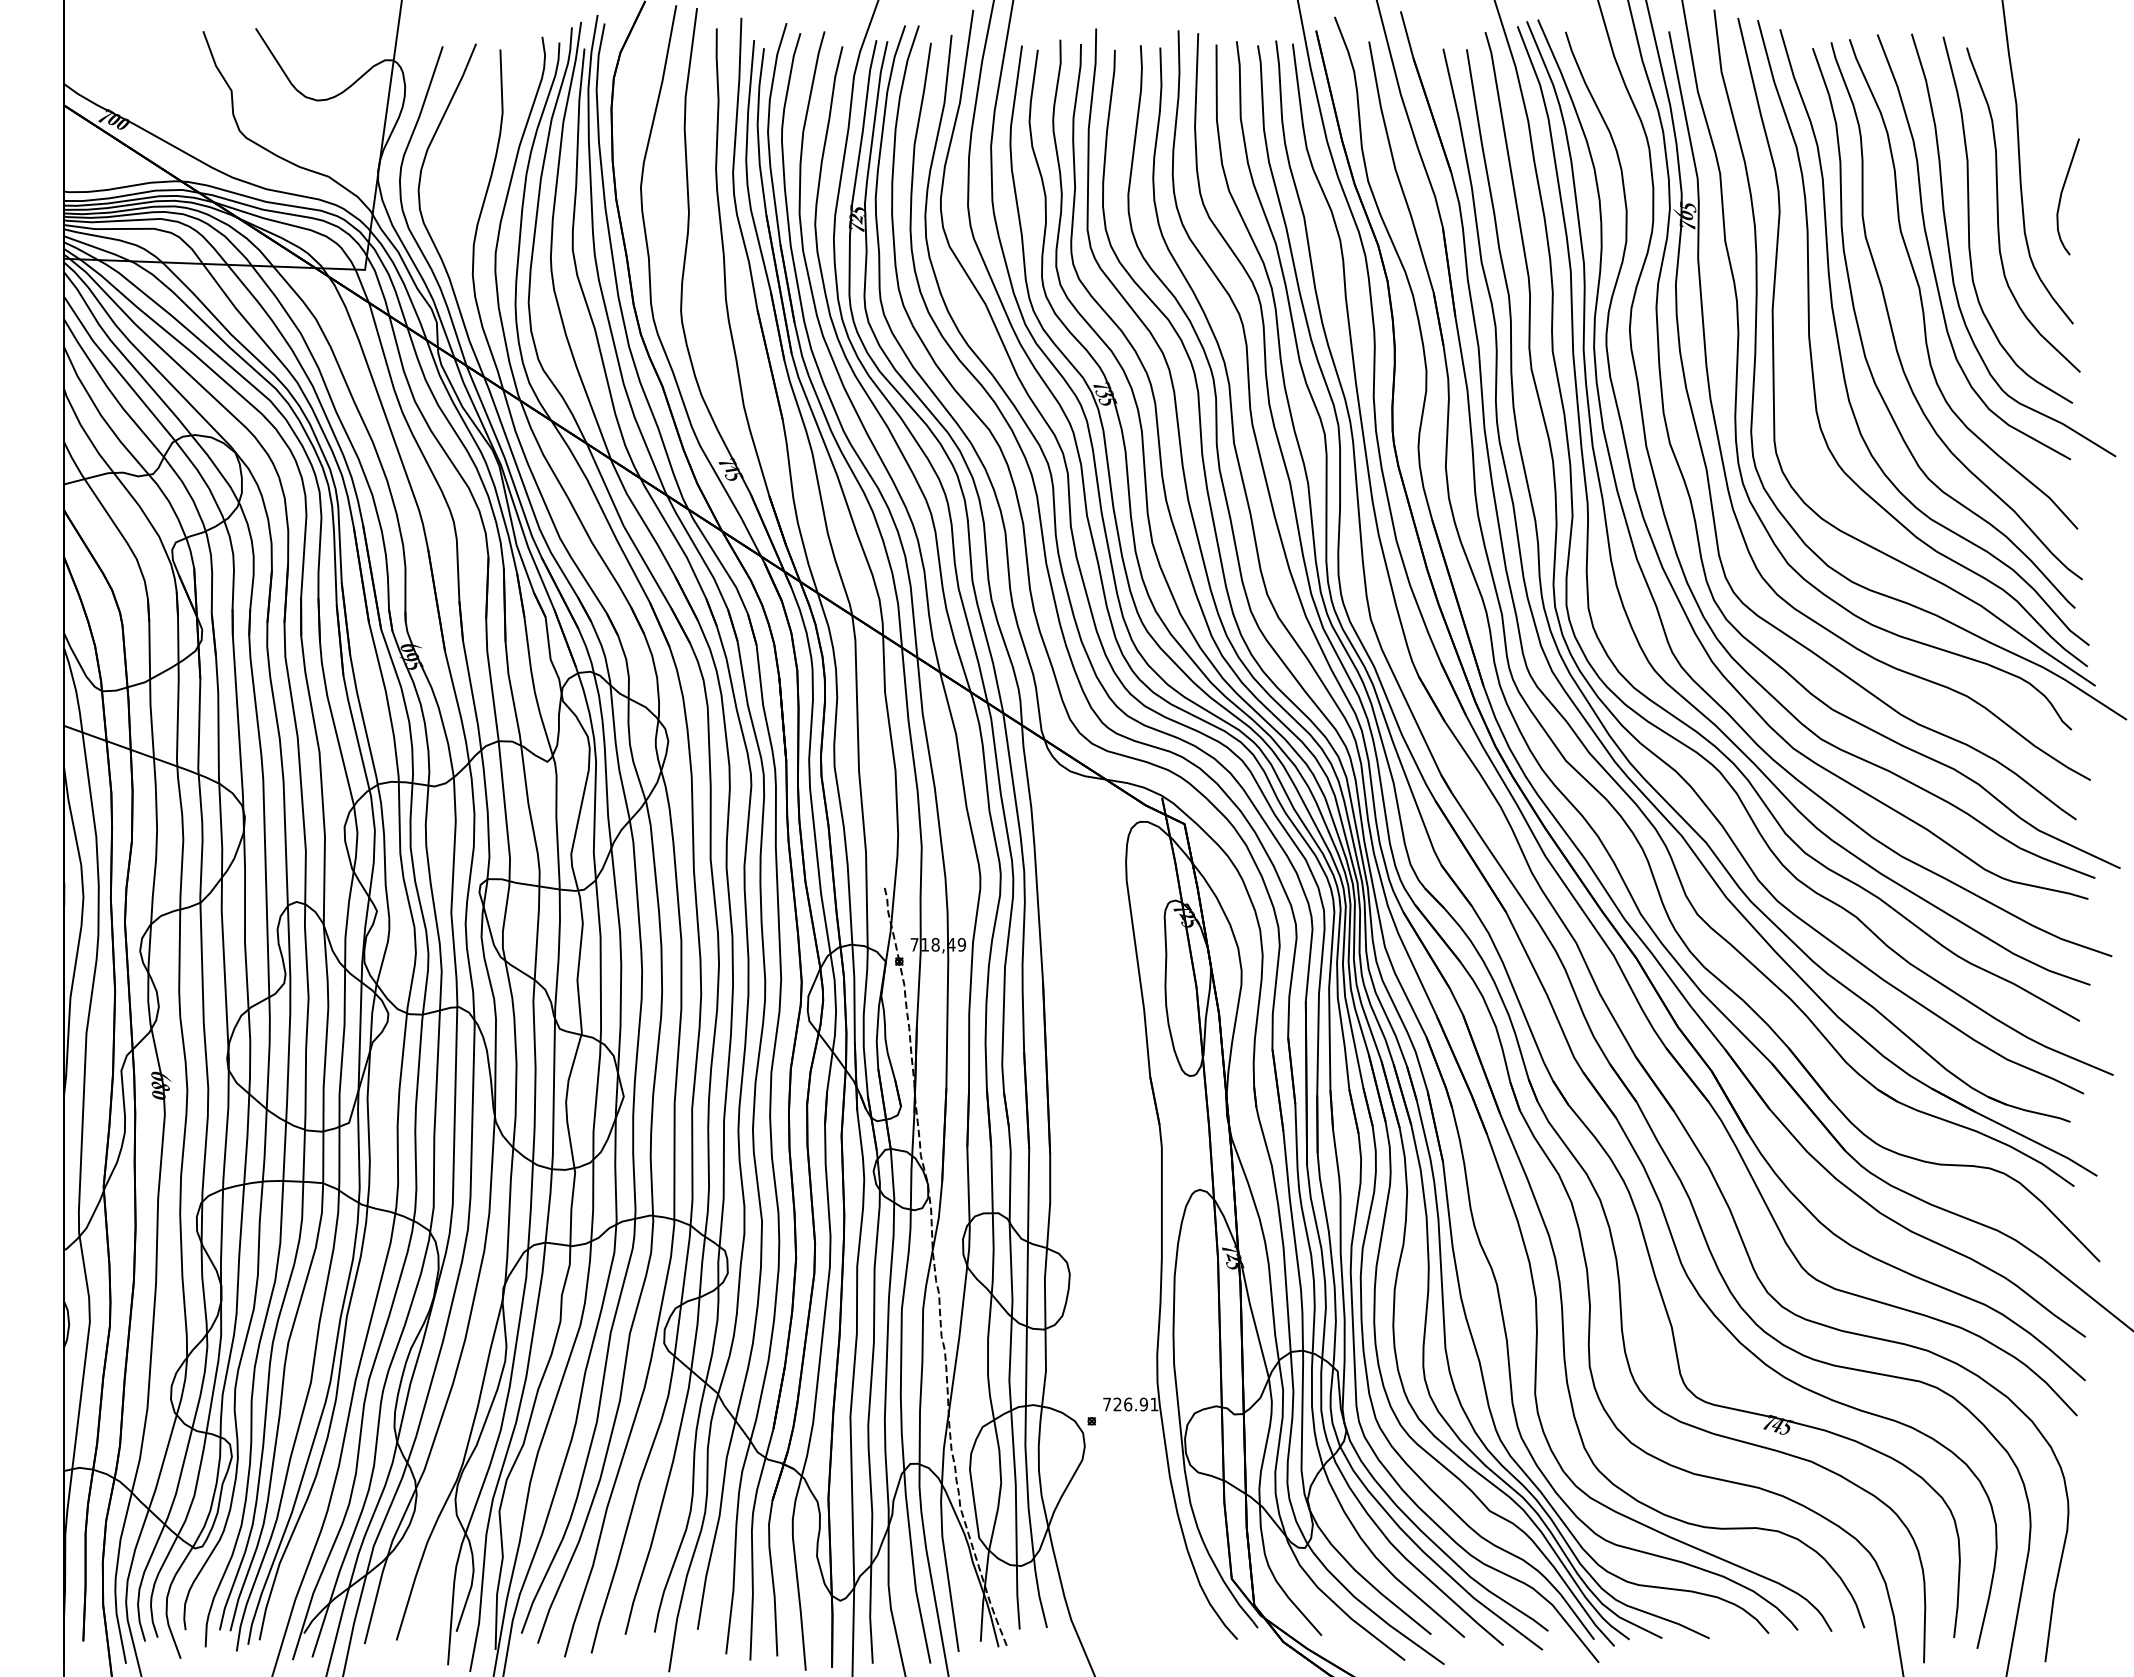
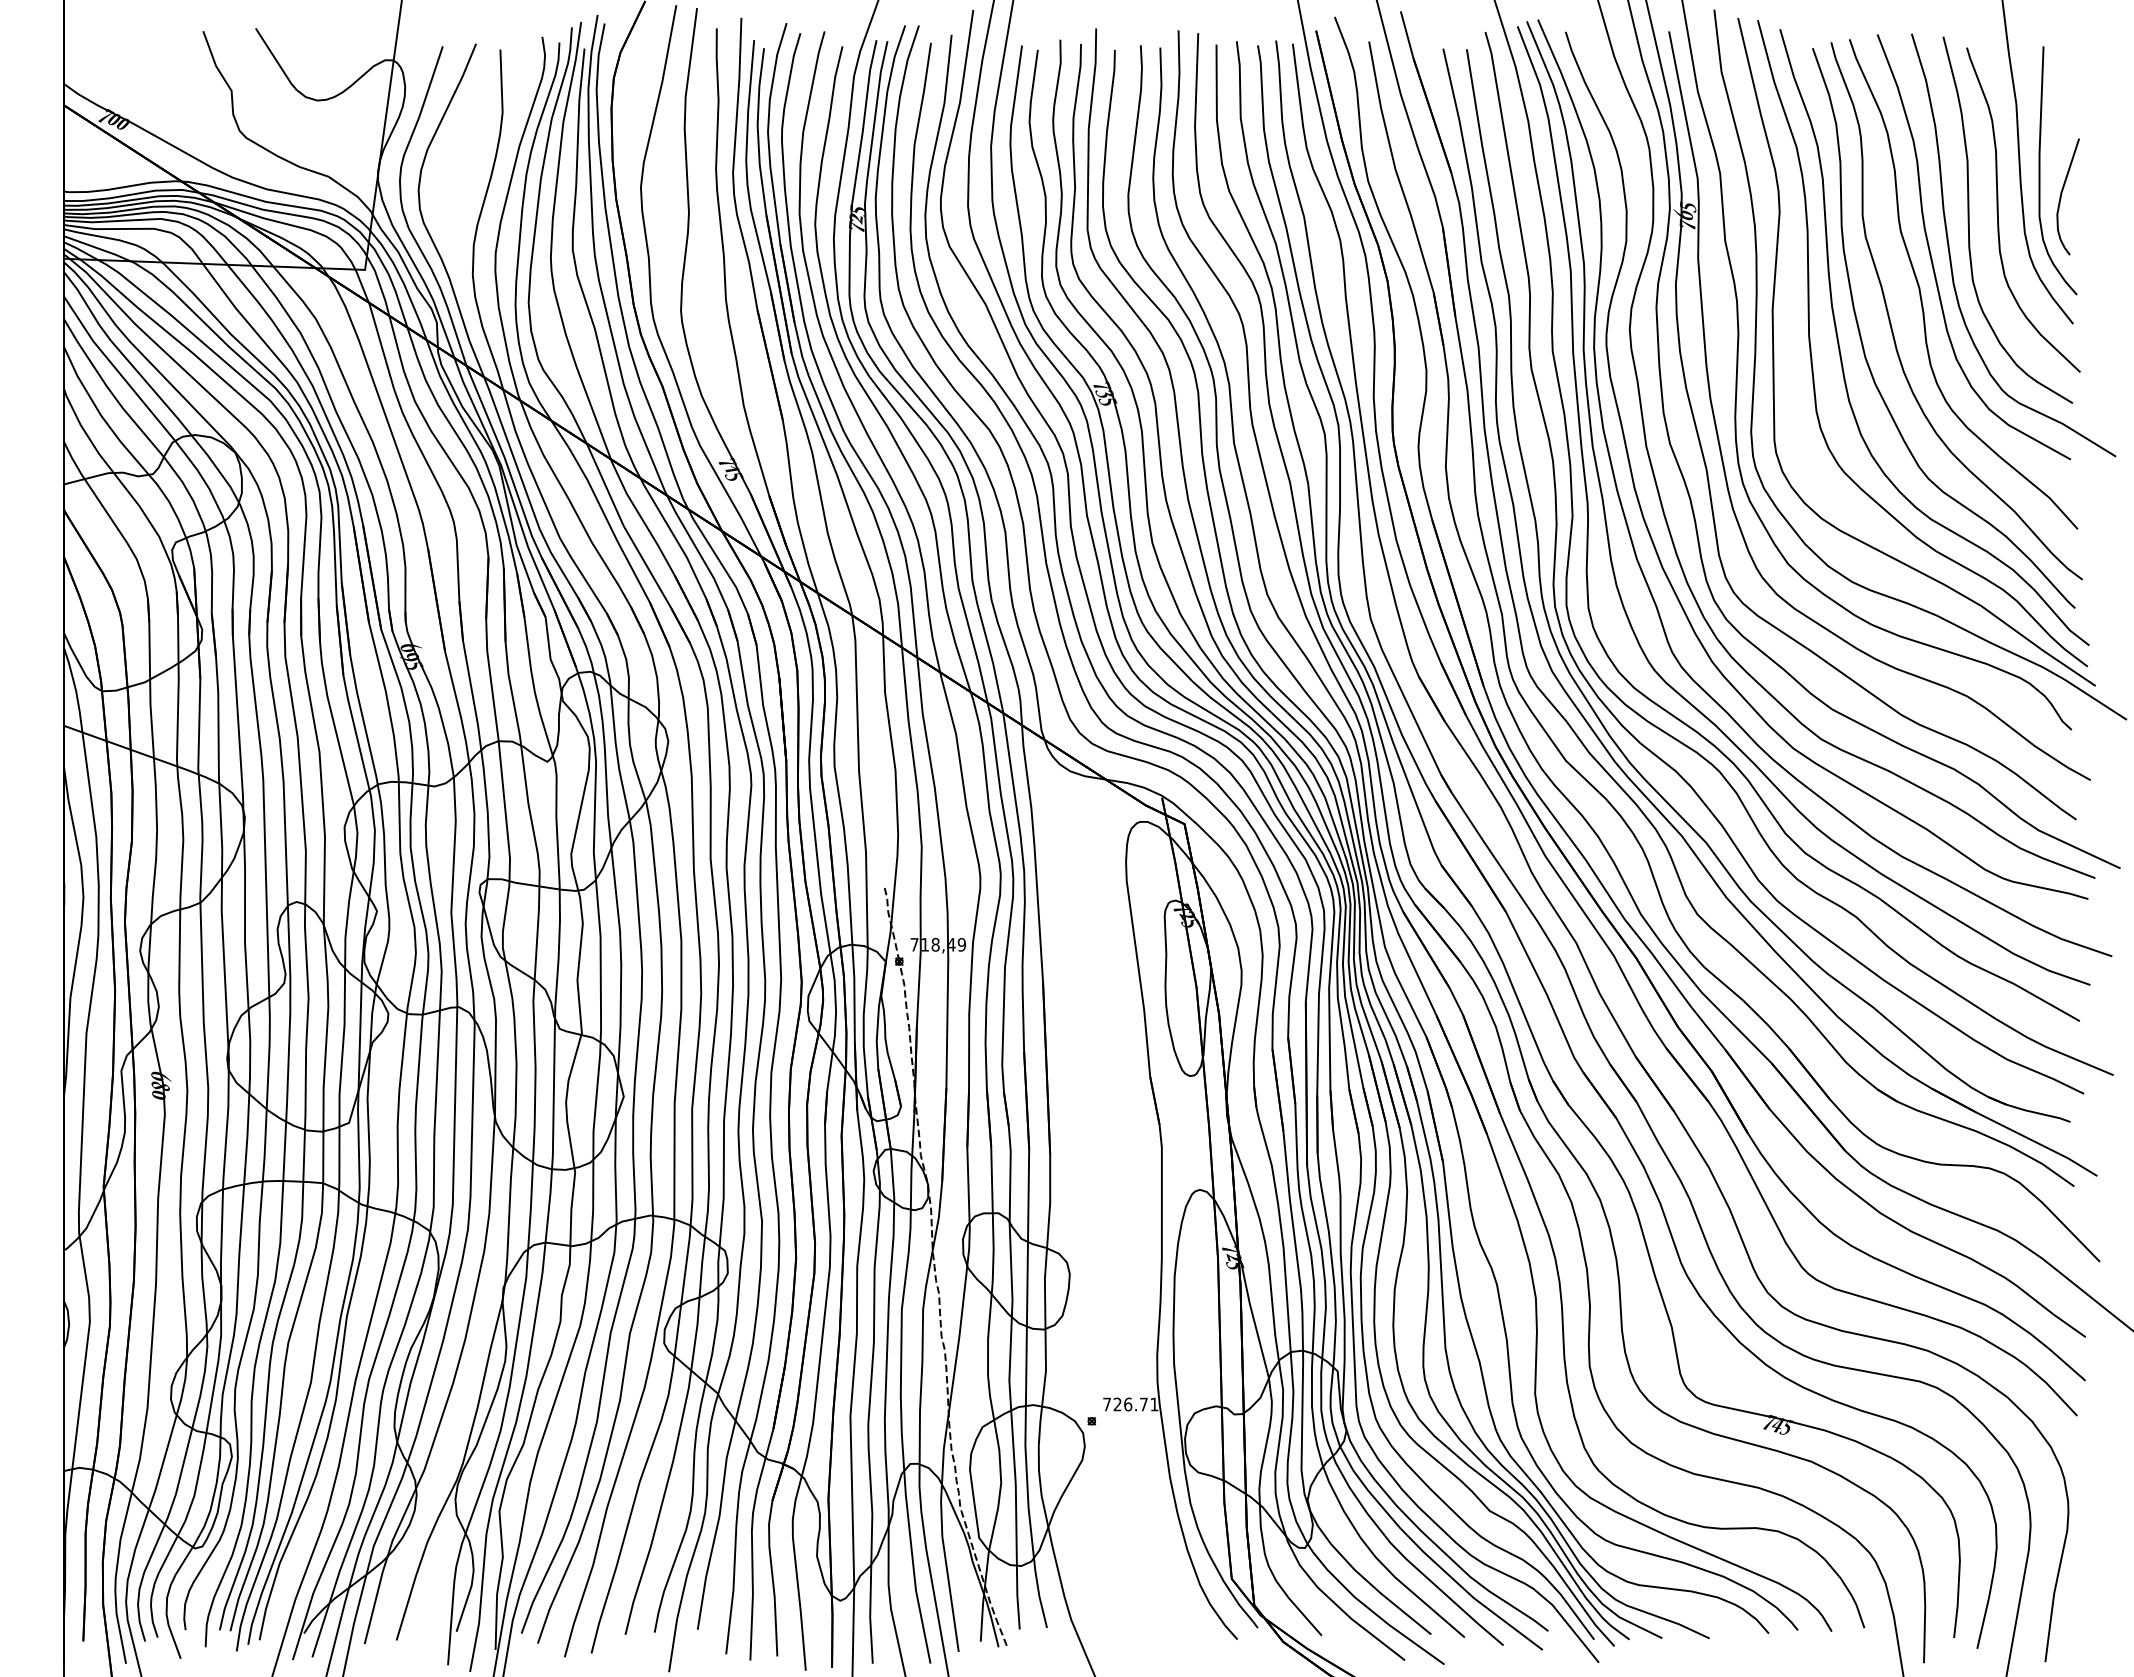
curve: none -> present (2040, 170)
text: 726.91 -> 726.71 (1143, 1404)
